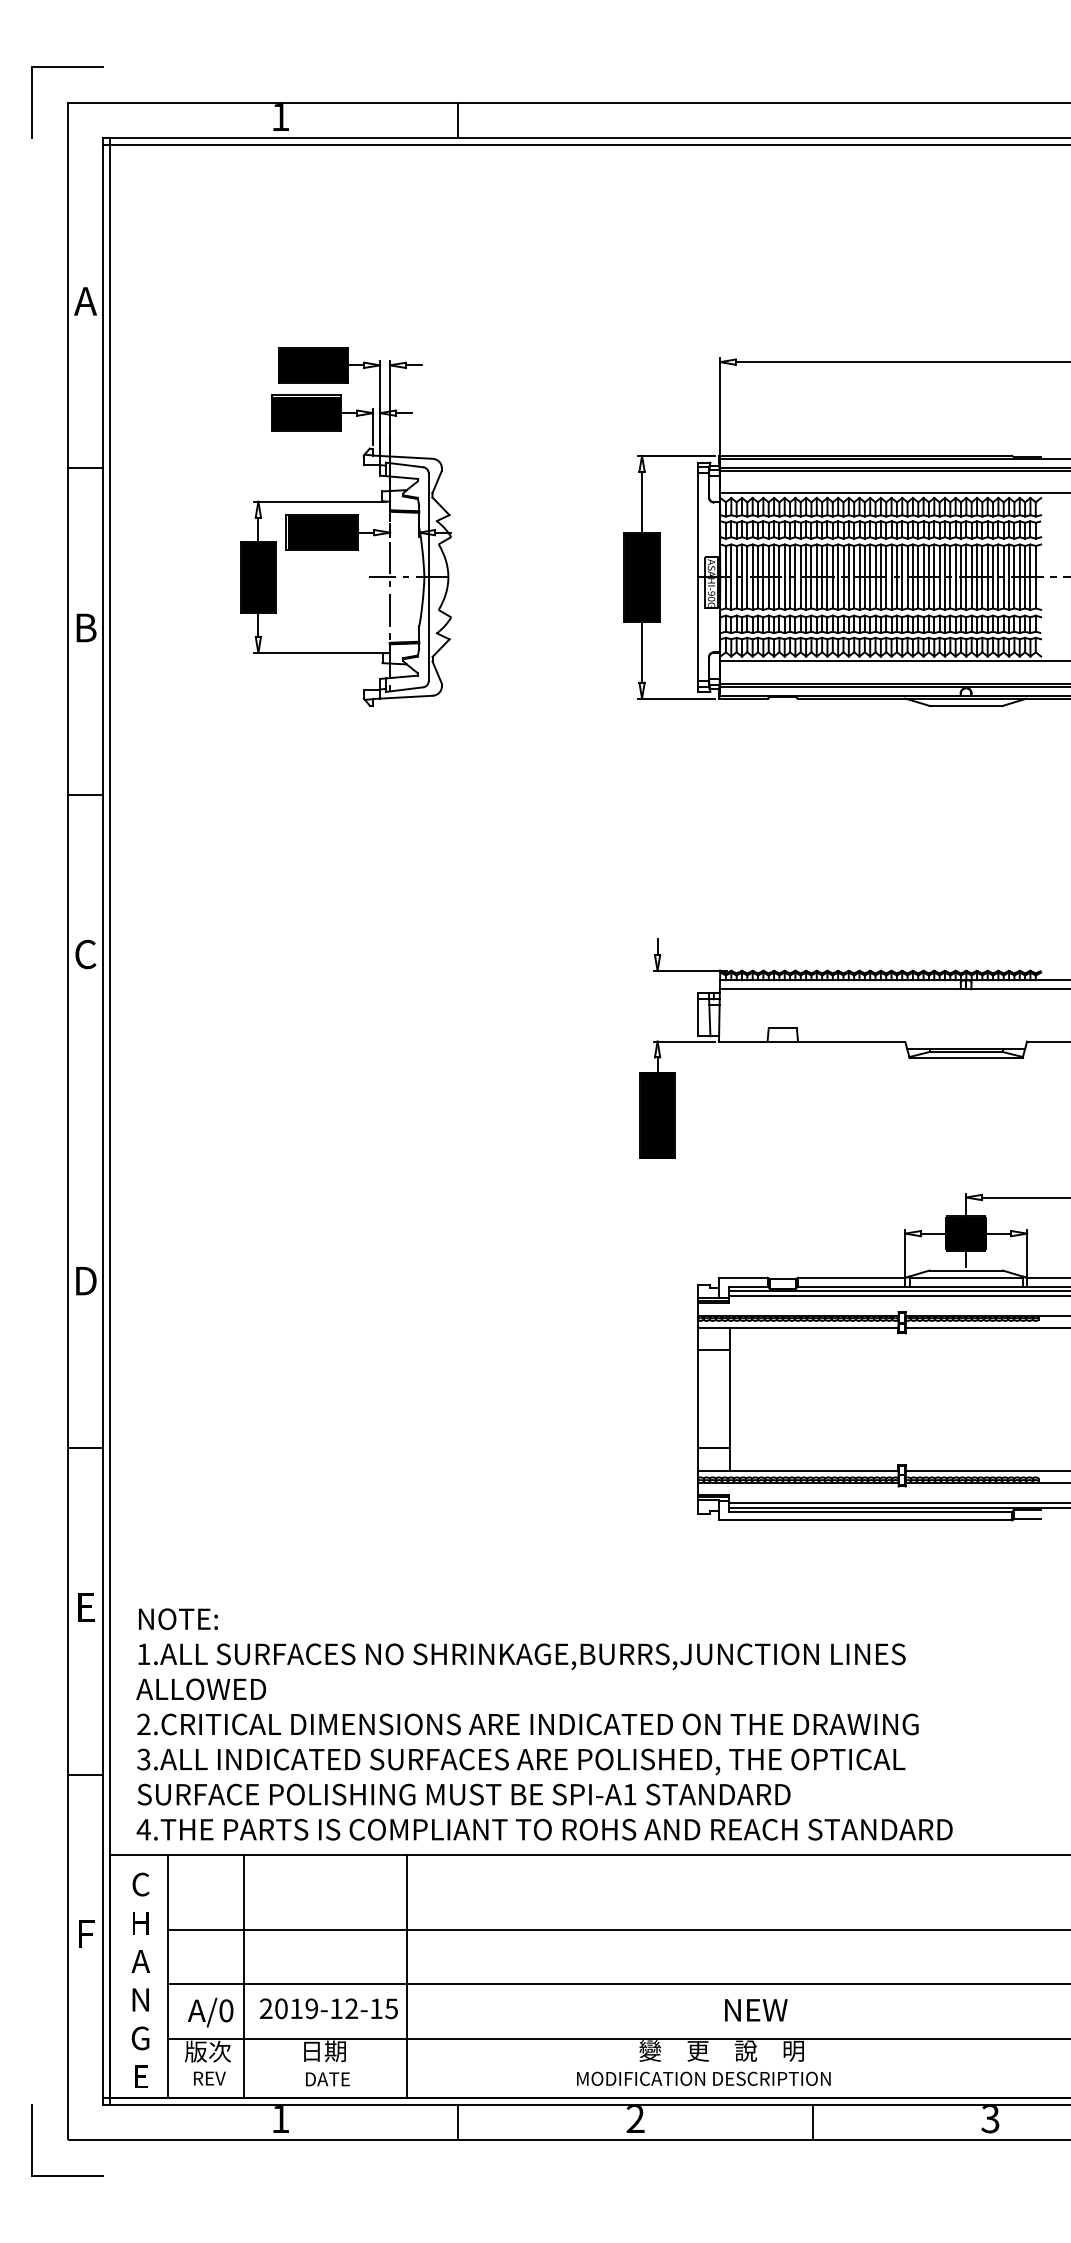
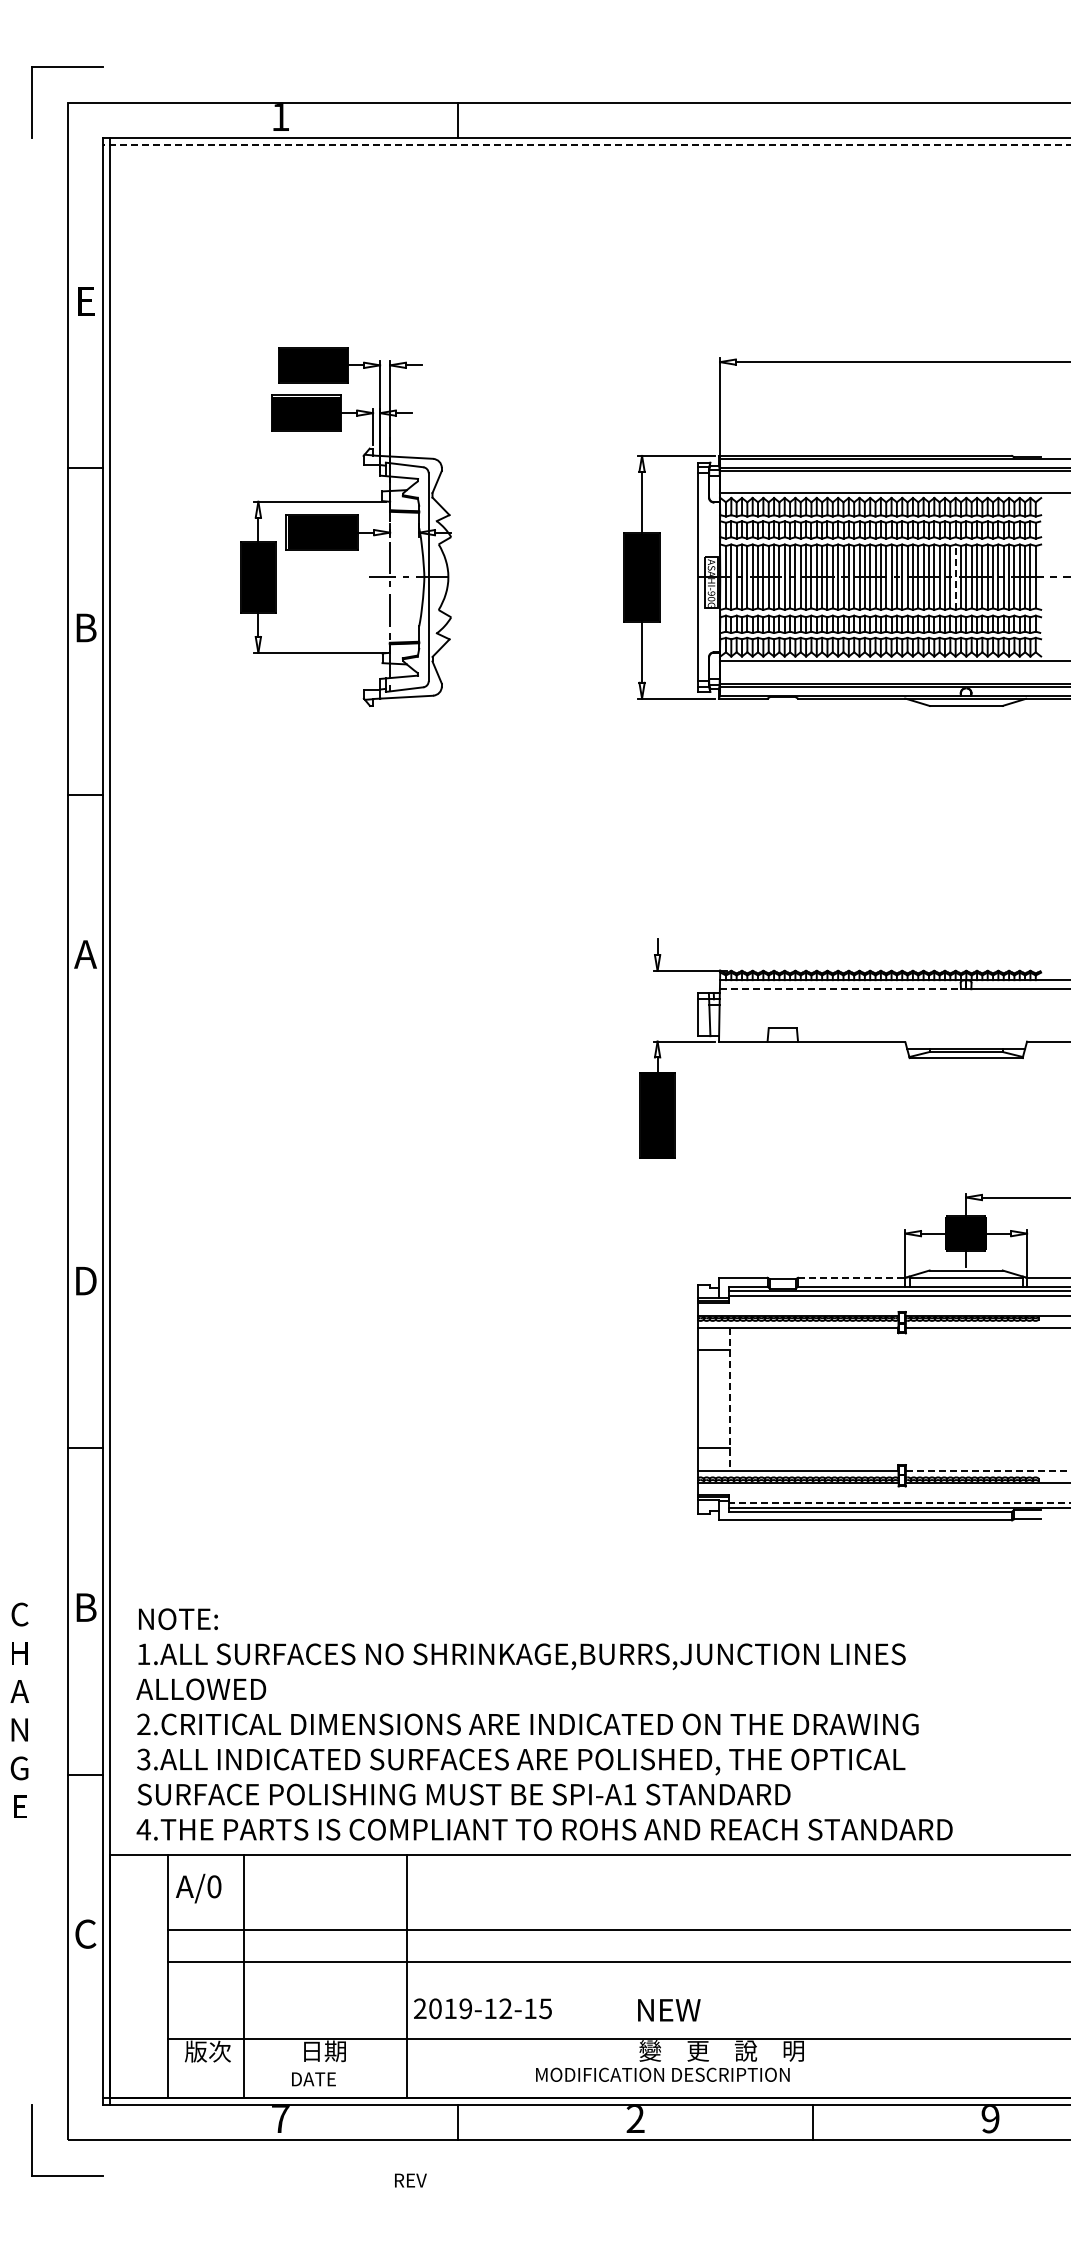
line: solid -> dashed (586, 145)
text: A -> E (85, 301)
line: solid -> dashed (955, 577)
text: C -> A (85, 954)
line: solid -> dashed (840, 988)
line: solid -> dashed (851, 1277)
line: solid -> dashed (729, 1399)
line: solid -> dashed (987, 1470)
line: solid -> dashed (899, 1502)
text: E -> B (86, 1607)
text: F -> C (85, 1933)
text position: (140, 1979) -> (19, 1709) (19, 1709)
line position: (617, 1984) -> (617, 1962) (617, 1962)
text position: (328, 2008) -> (482, 2008) (482, 2008)
text position: (756, 2010) -> (669, 2010) (669, 2010)
text position: (210, 2012) -> (198, 1888) (198, 1888)
text position: (209, 2078) -> (410, 2180) (410, 2180)
text position: (703, 2078) -> (662, 2074) (662, 2074)
text position: (327, 2079) -> (313, 2079) (313, 2079)
text: 1 -> 7 (280, 2119)
text: 3 -> 9 (990, 2119)
